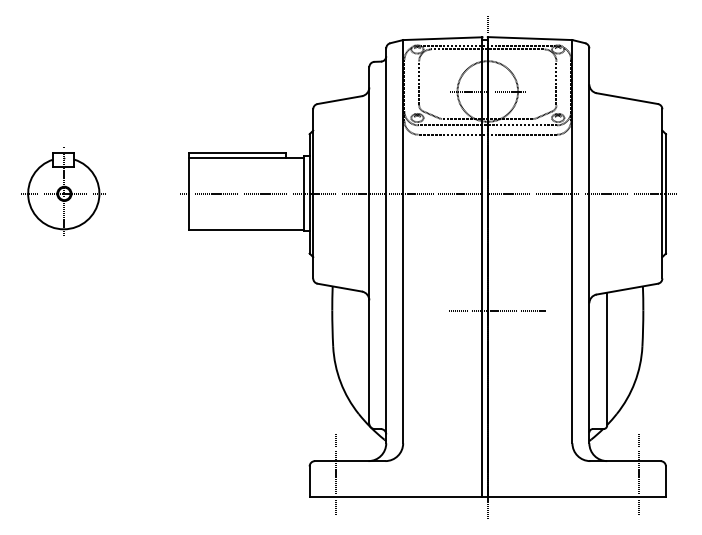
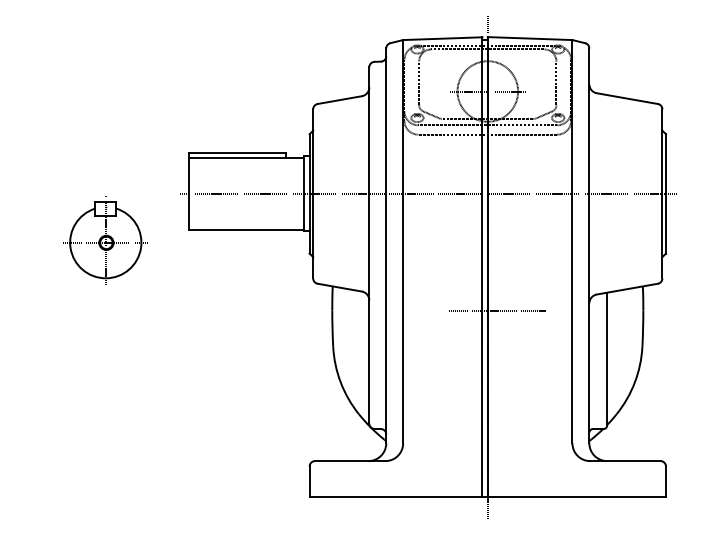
part position: (63, 191) -> (105, 240) (105, 240)
line: present -> none (336, 474)
line: present -> none (639, 474)
